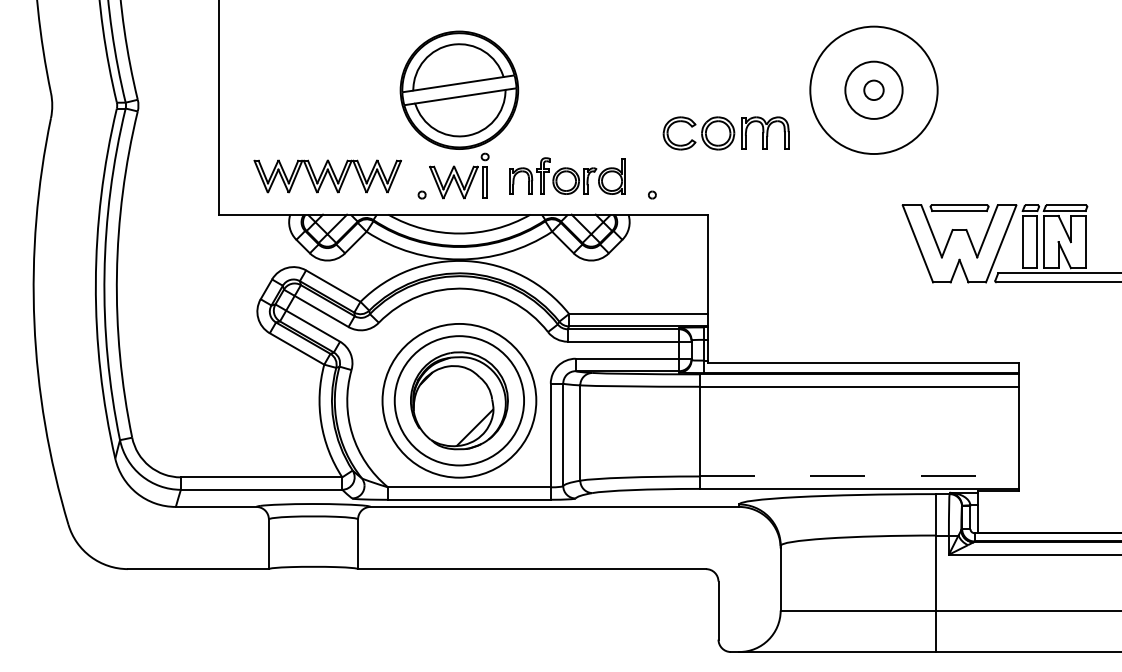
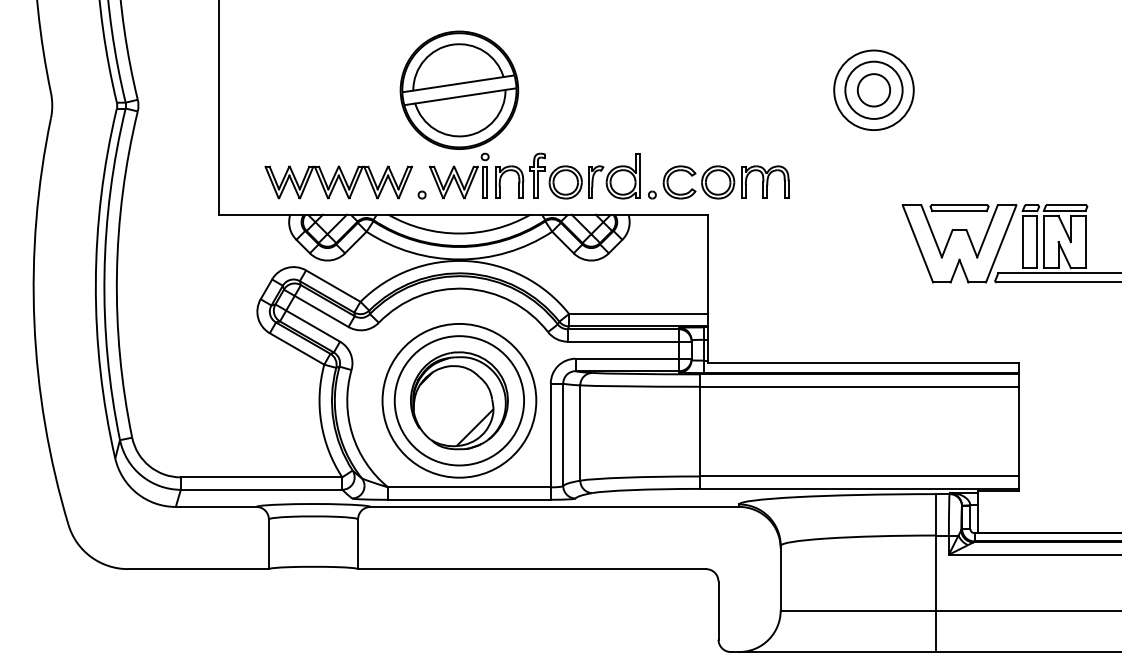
circle diameter: 127 px -> 80 px (873, 90)
circle diameter: 19 px -> 32 px (873, 90)
part position: (725, 133) -> (725, 182) (725, 182)
part size: 117x38 px -> 146x48 px (567, 175)
part position: (327, 176) -> (338, 182) (338, 182)
line: dashed -> solid (859, 476)
